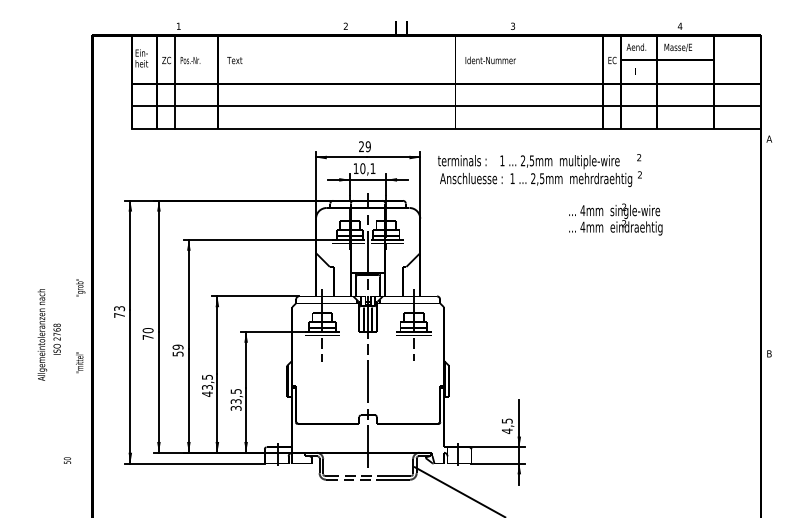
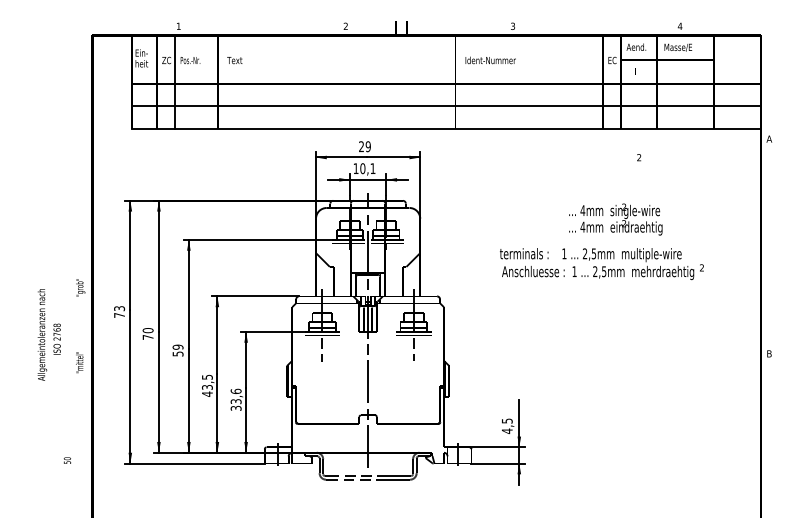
text position: (539, 171) -> (601, 264) (601, 264)
text: 33,5 -> 33,6 (235, 390)
line: present -> none (457, 490)
